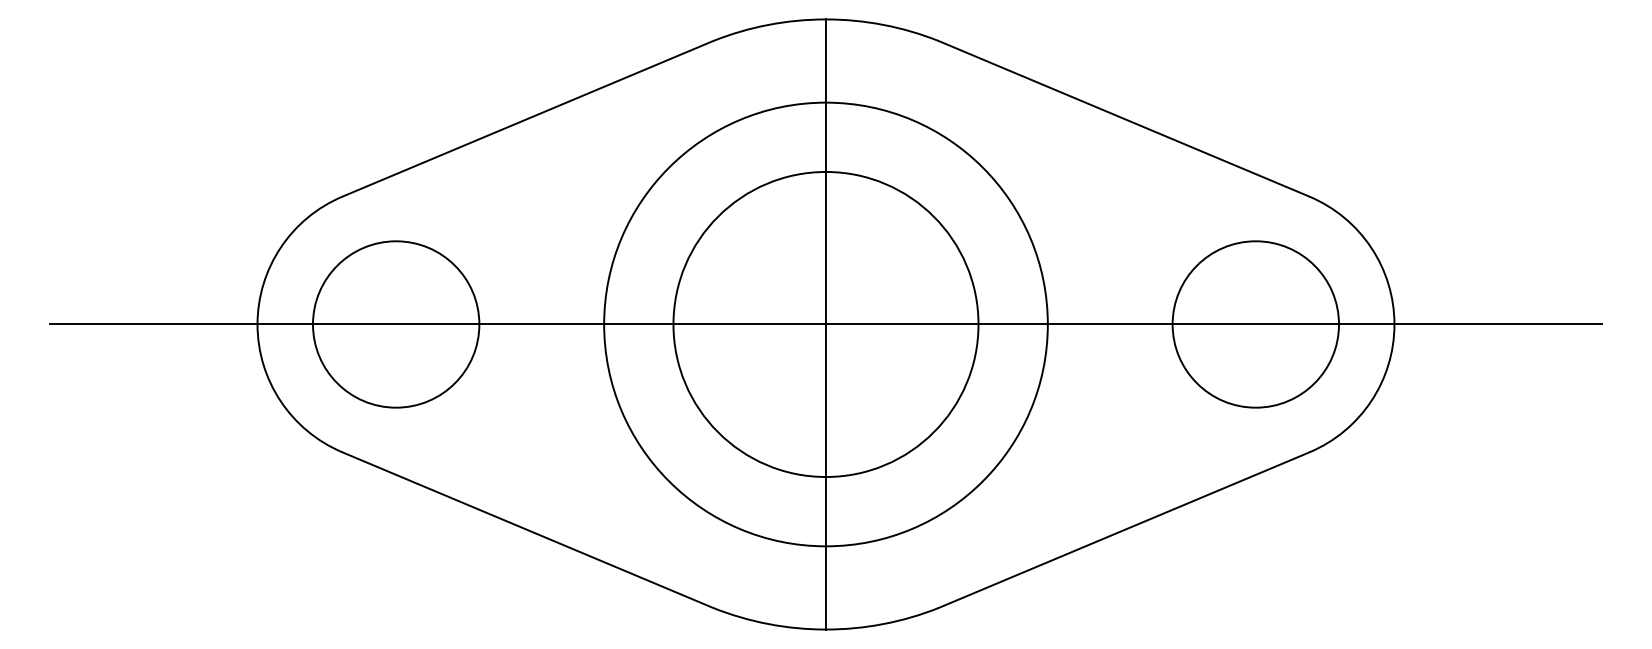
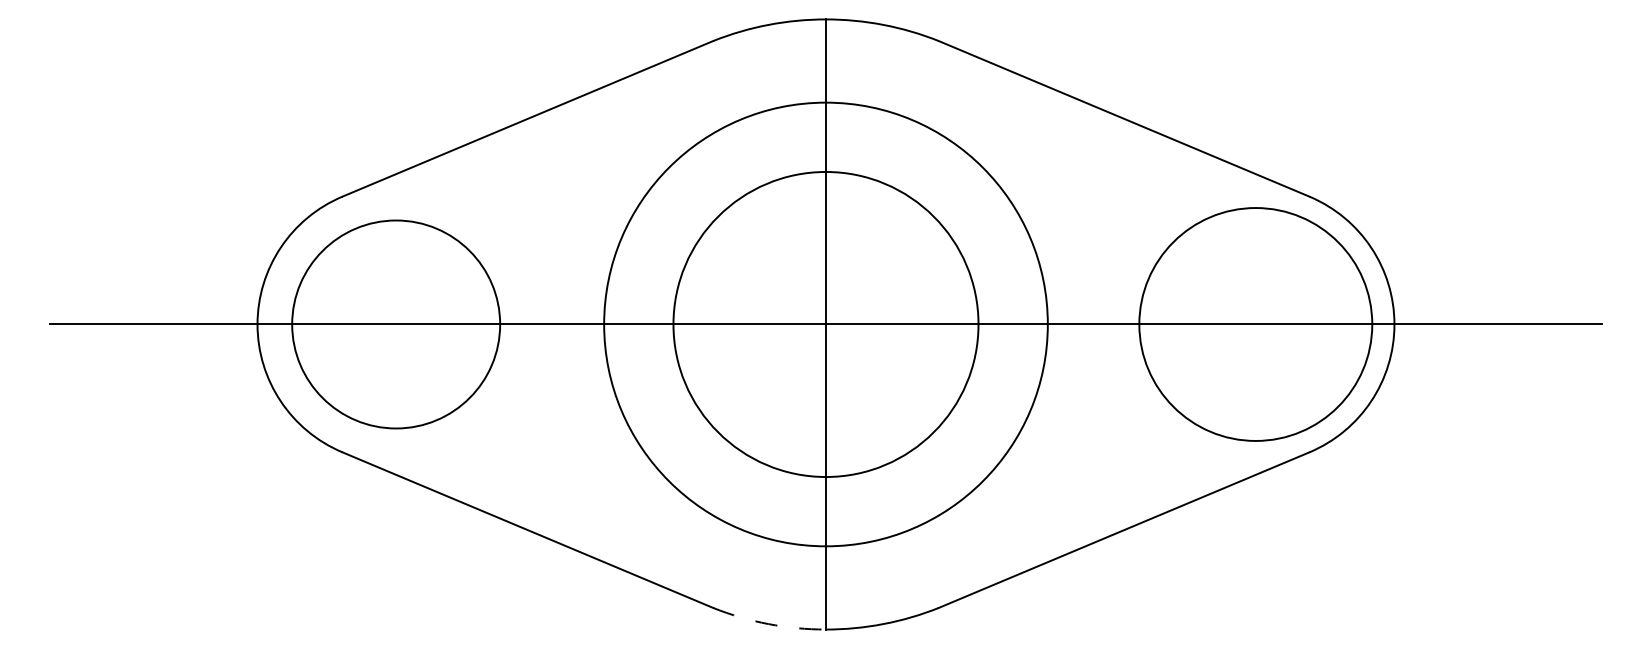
circle diameter: 166 px -> 208 px (396, 324)
circle diameter: 166 px -> 233 px (1255, 324)
arc: solid -> dashed (768, 624)
